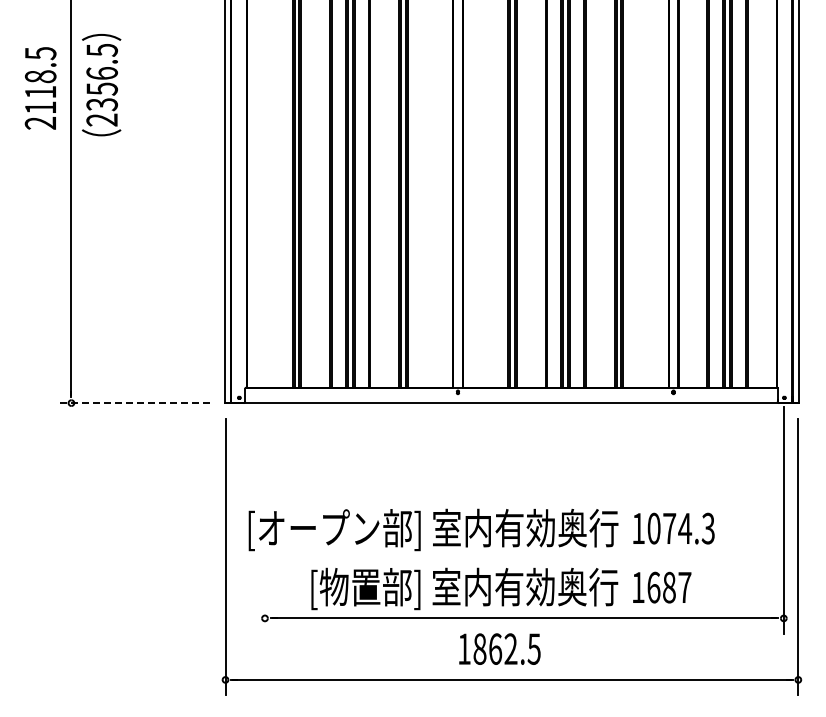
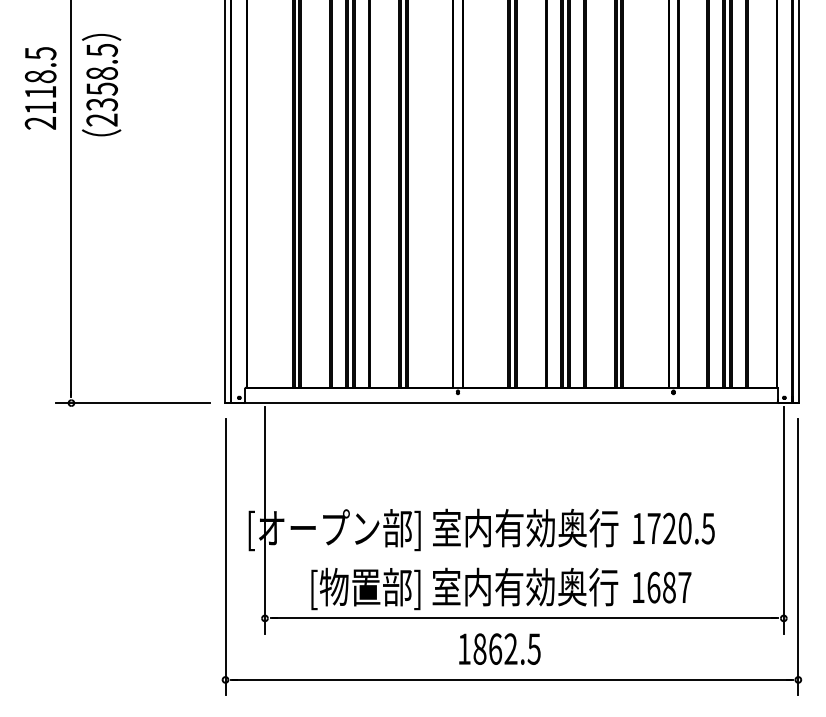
text: 2356.5 -> 2358.5 (101, 73)
line: dashed -> solid (132, 403)
line: none -> present (264, 519)
text: 1074.3 -> 1720.5 (680, 528)
